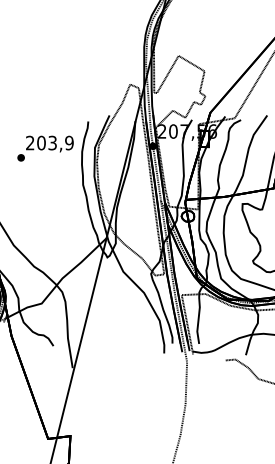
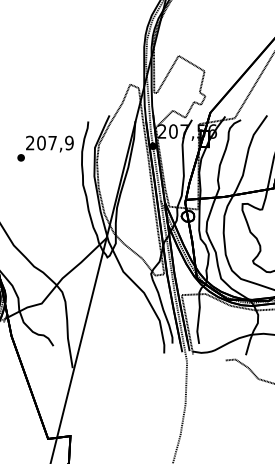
text: 203,9 -> 207,9 (52, 142)
